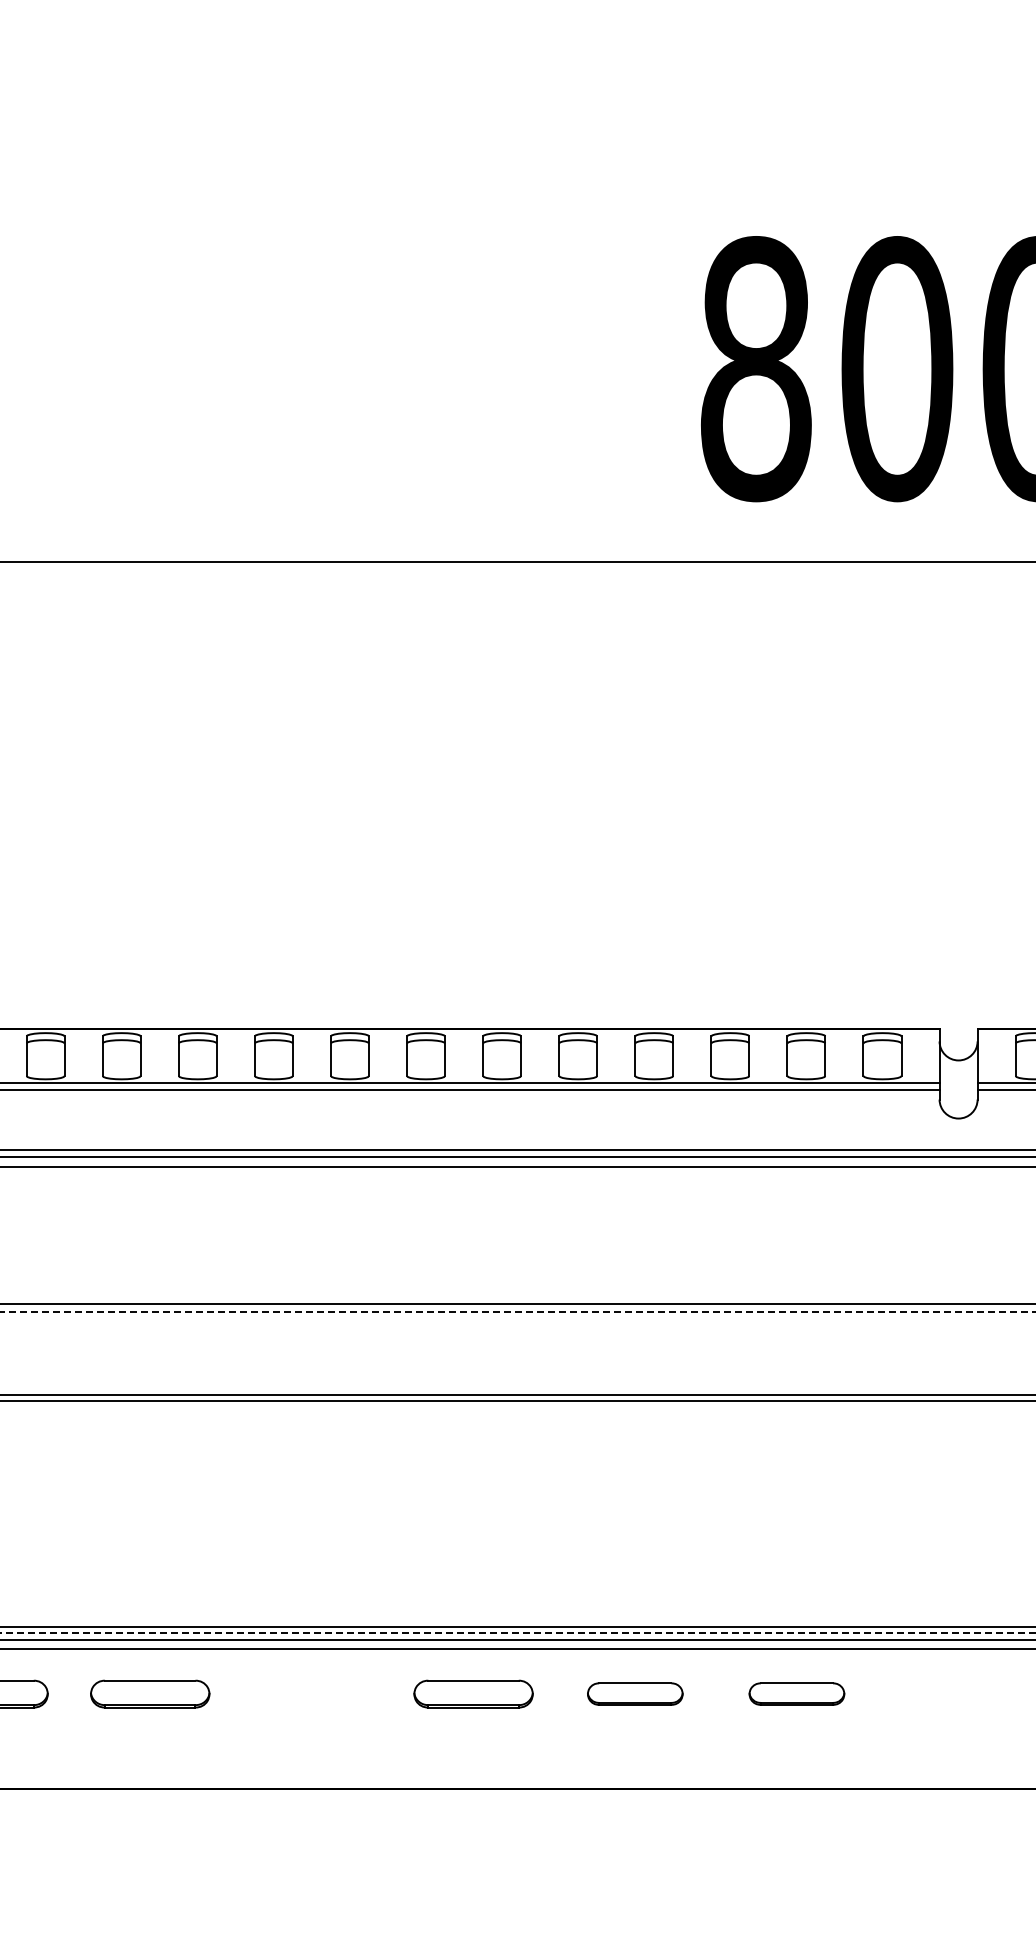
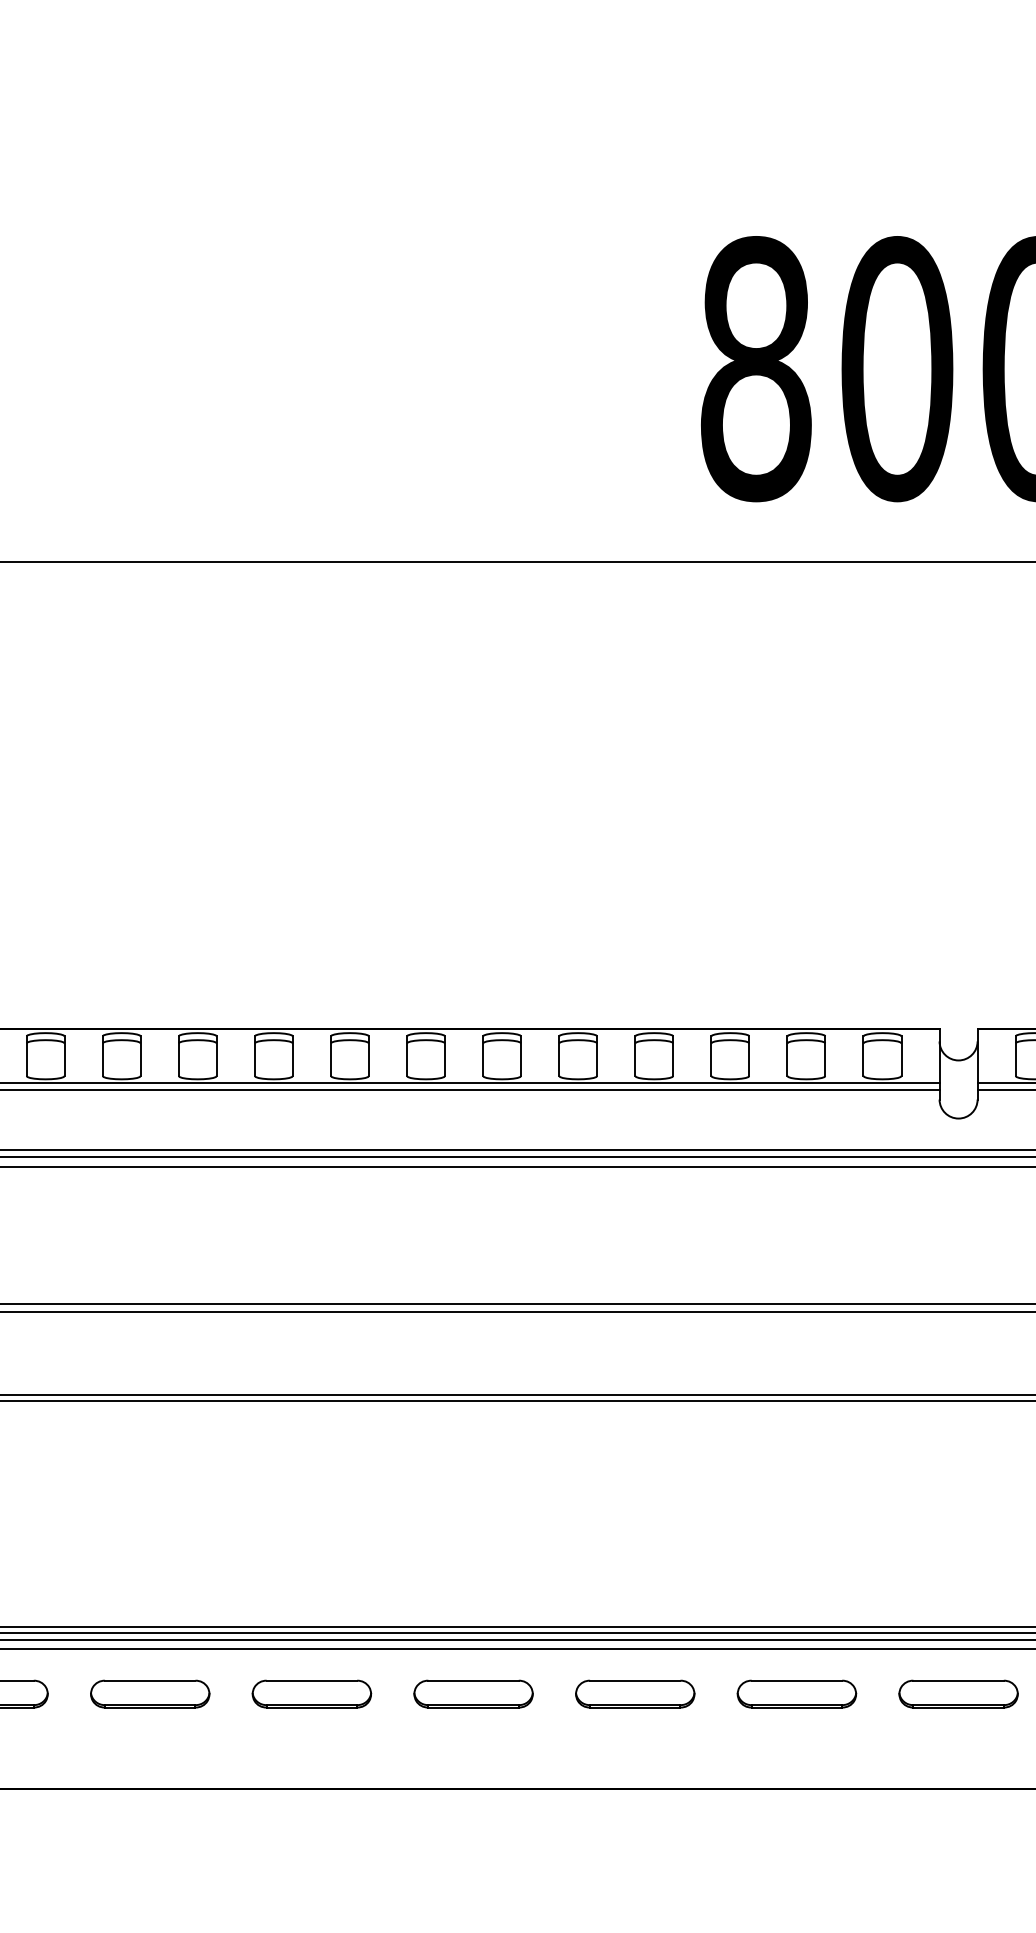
line: dashed -> solid (517, 1311)
line: dashed -> solid (517, 1632)
part: none -> present (311, 1693)
part size: 97x24 px -> 121x30 px (635, 1693)
part size: 98x24 px -> 122x30 px (796, 1693)
part: none -> present (958, 1693)
